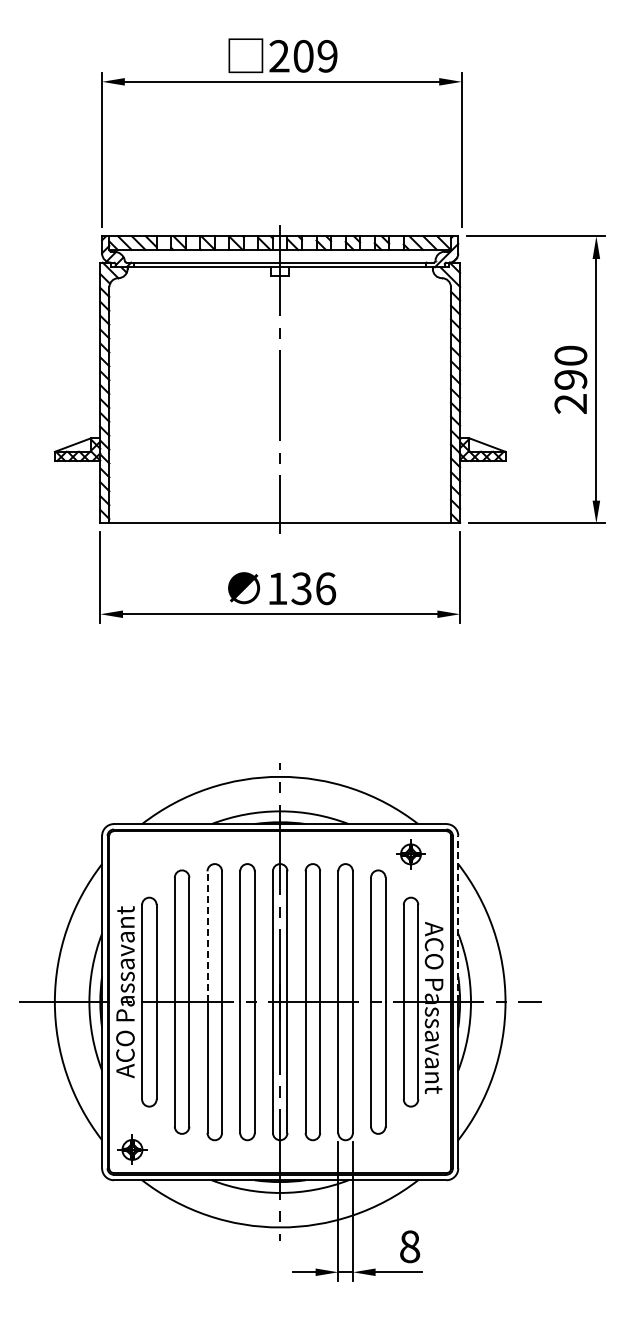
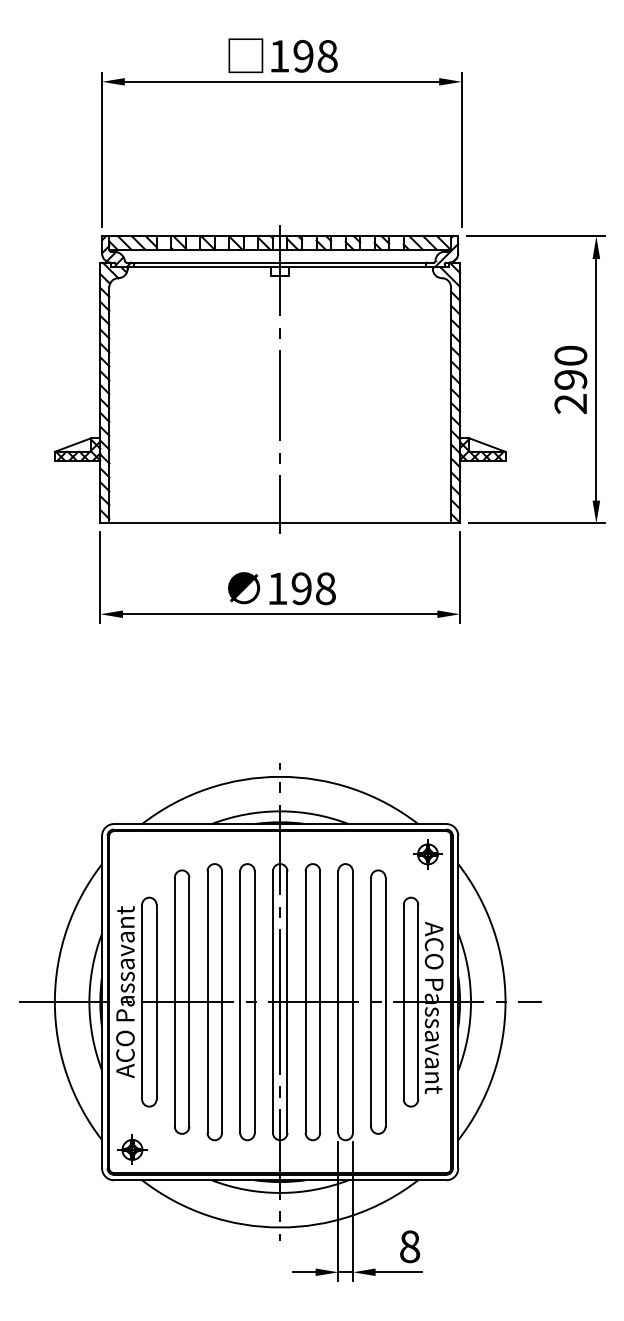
text: 209 -> 198 (303, 56)
text: 136 -> 198 (313, 588)
part position: (410, 854) -> (427, 854) (427, 854)
line: dashed -> solid (458, 918)
line: dashed -> solid (207, 936)
